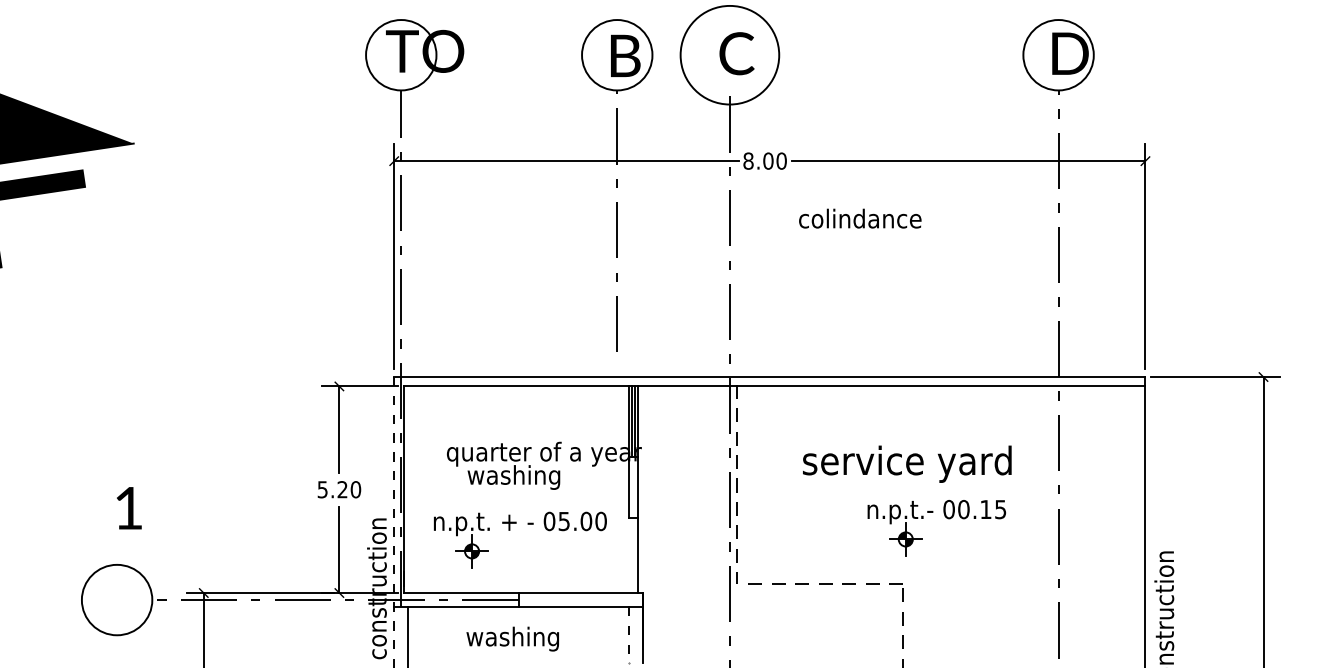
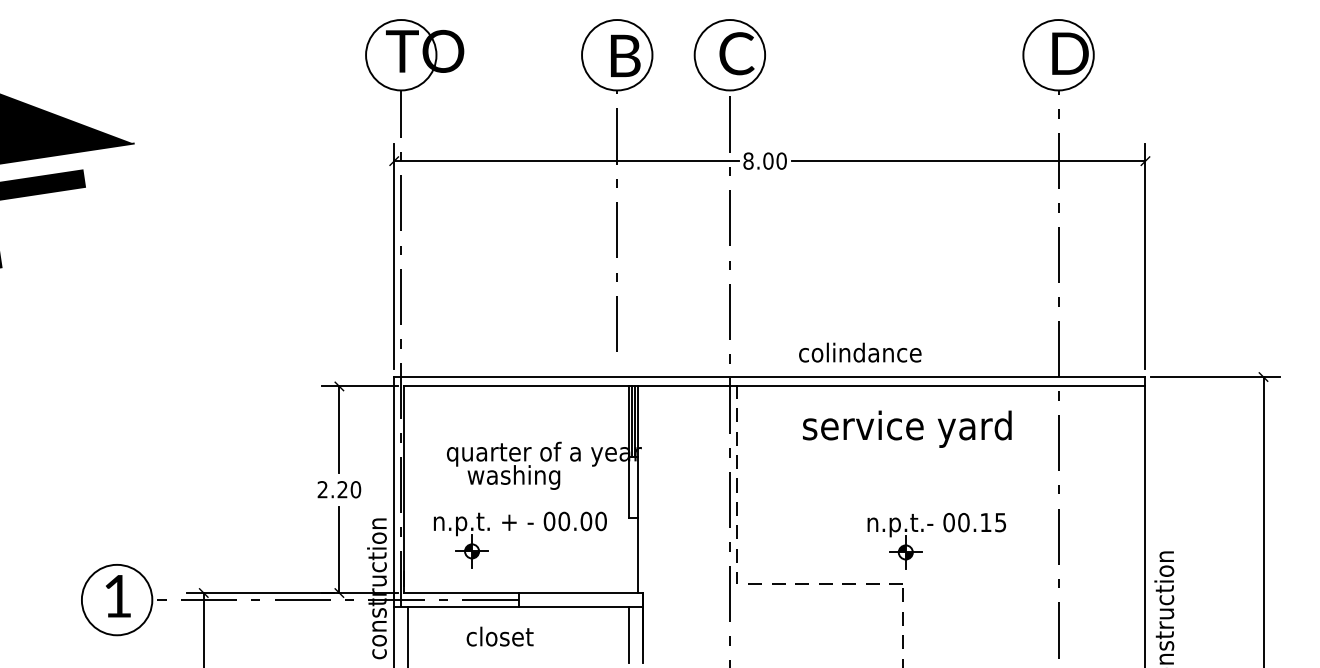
circle diameter: 99 px -> 70 px (729, 55)
text position: (860, 218) -> (860, 352) (860, 352)
text position: (907, 463) -> (907, 428) (907, 428)
text: 5.20 -> 2.20 (322, 489)
text position: (129, 508) -> (118, 596) (118, 596)
part position: (946, 518) -> (946, 531) (946, 531)
text: 05.00 -> 00.00 (564, 521)
line: dashed -> solid (394, 522)
line: dashed -> solid (628, 635)
text: washing -> closet (512, 638)
